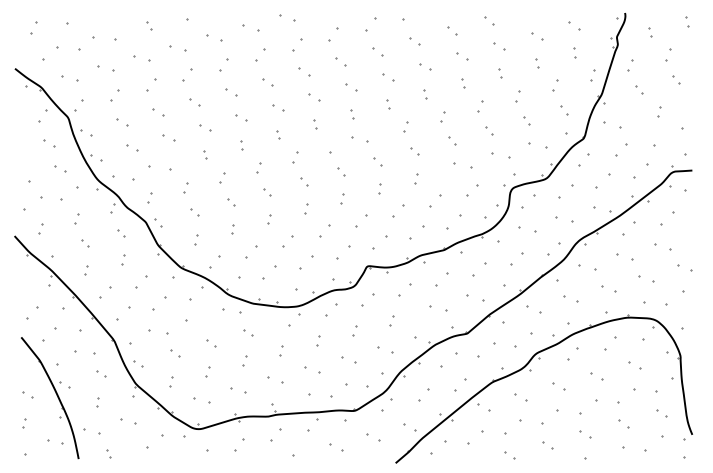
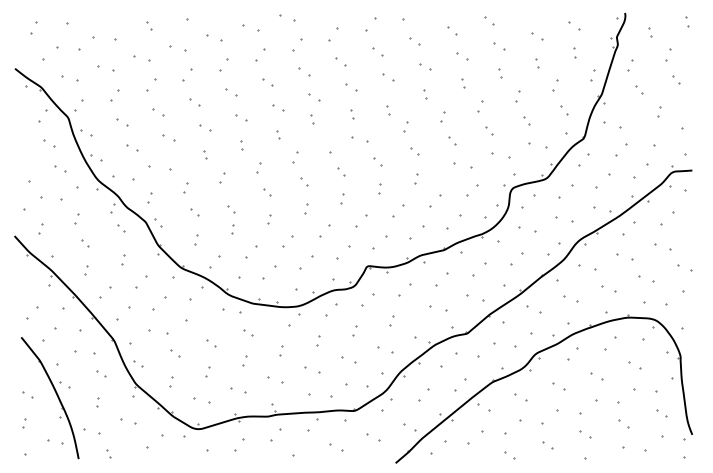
part position: (388, 104) -> (388, 110) (388, 110)
part position: (315, 124) -> (312, 119) (312, 119)
part position: (231, 202) -> (231, 209) (231, 209)
part position: (121, 233) -> (121, 228) (121, 228)
